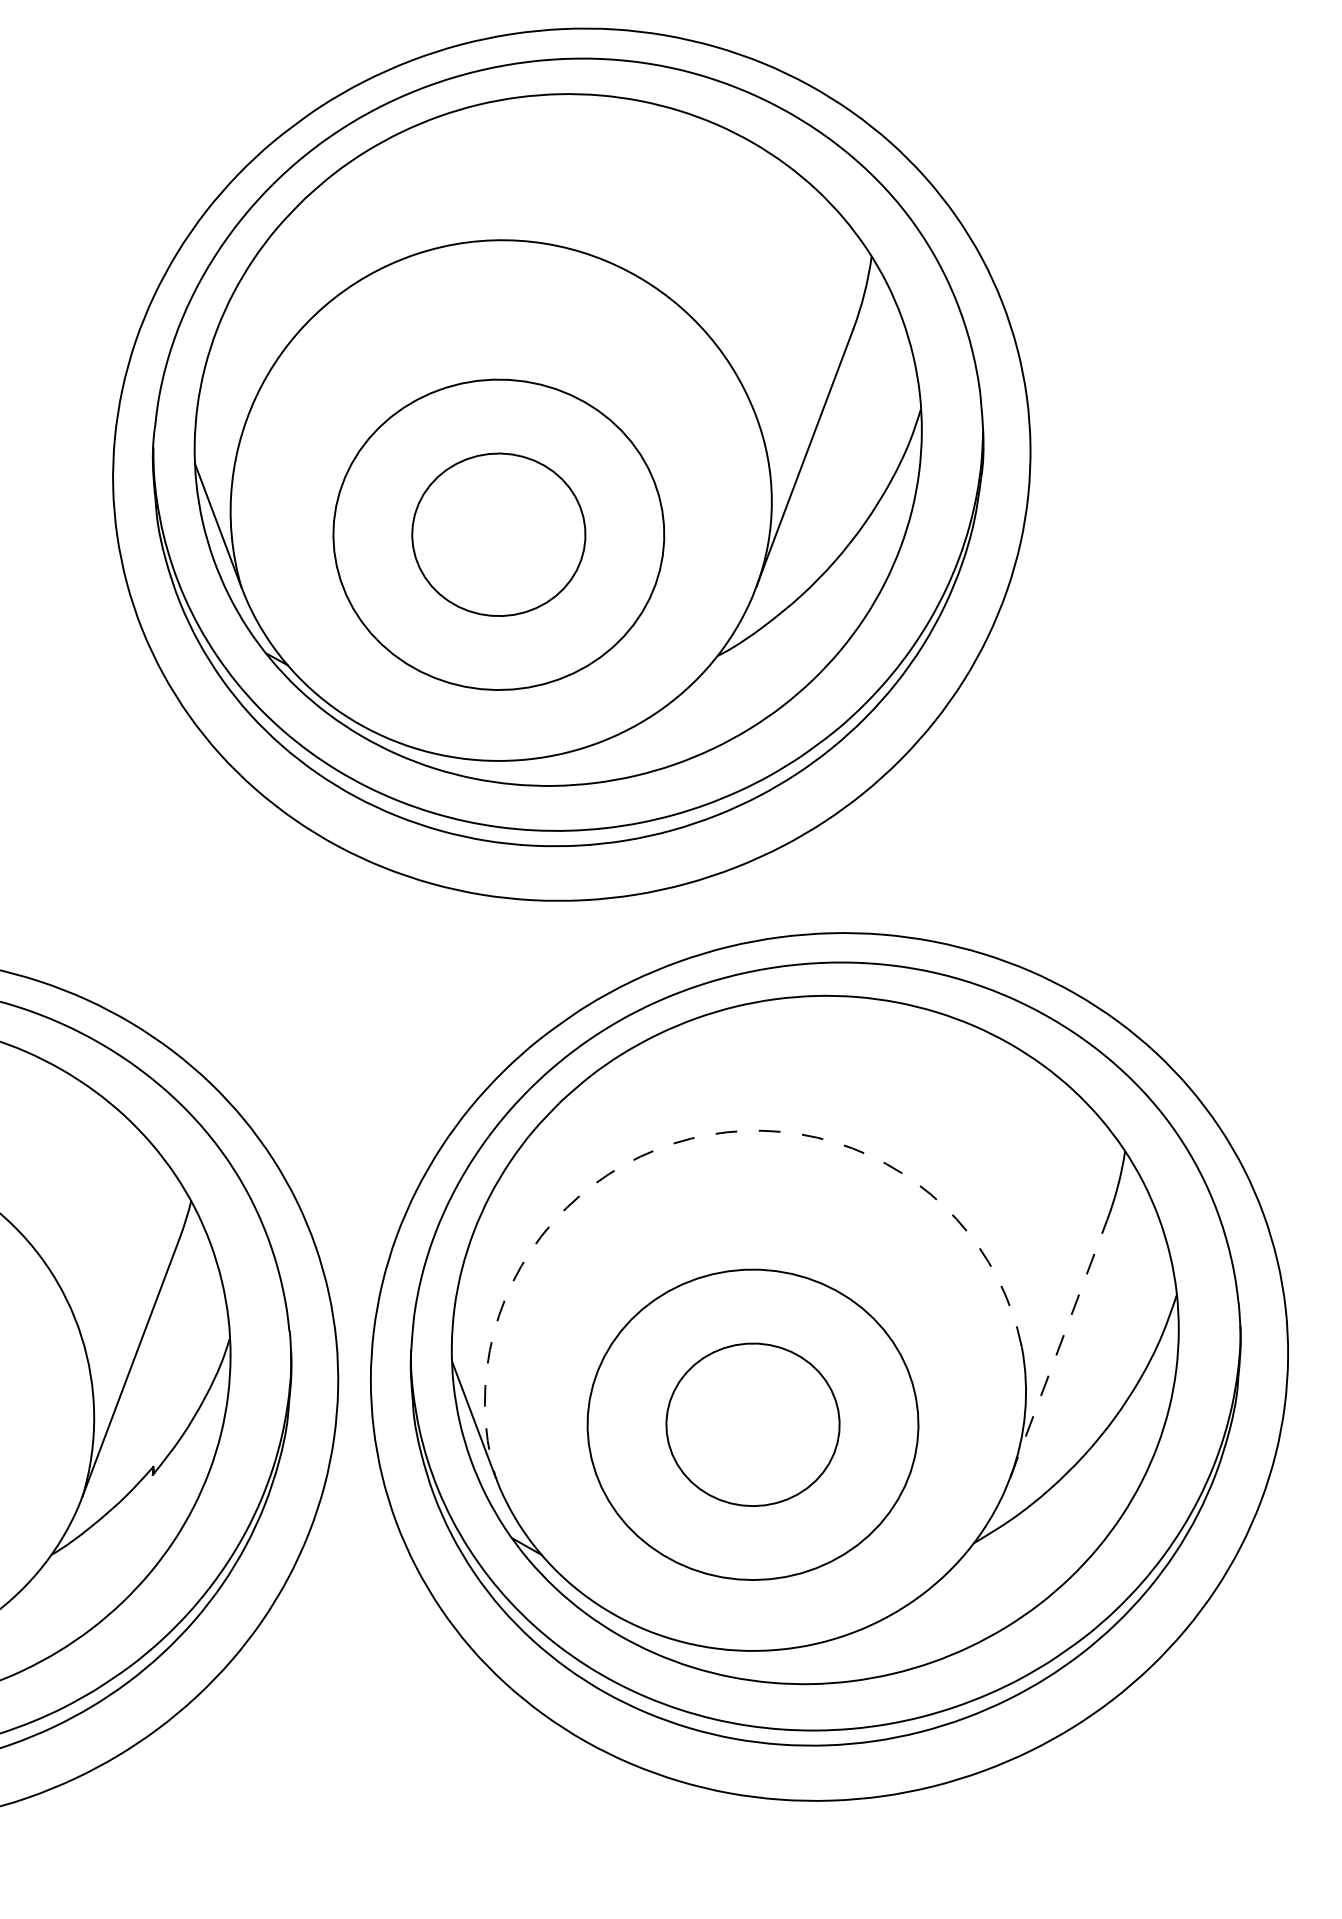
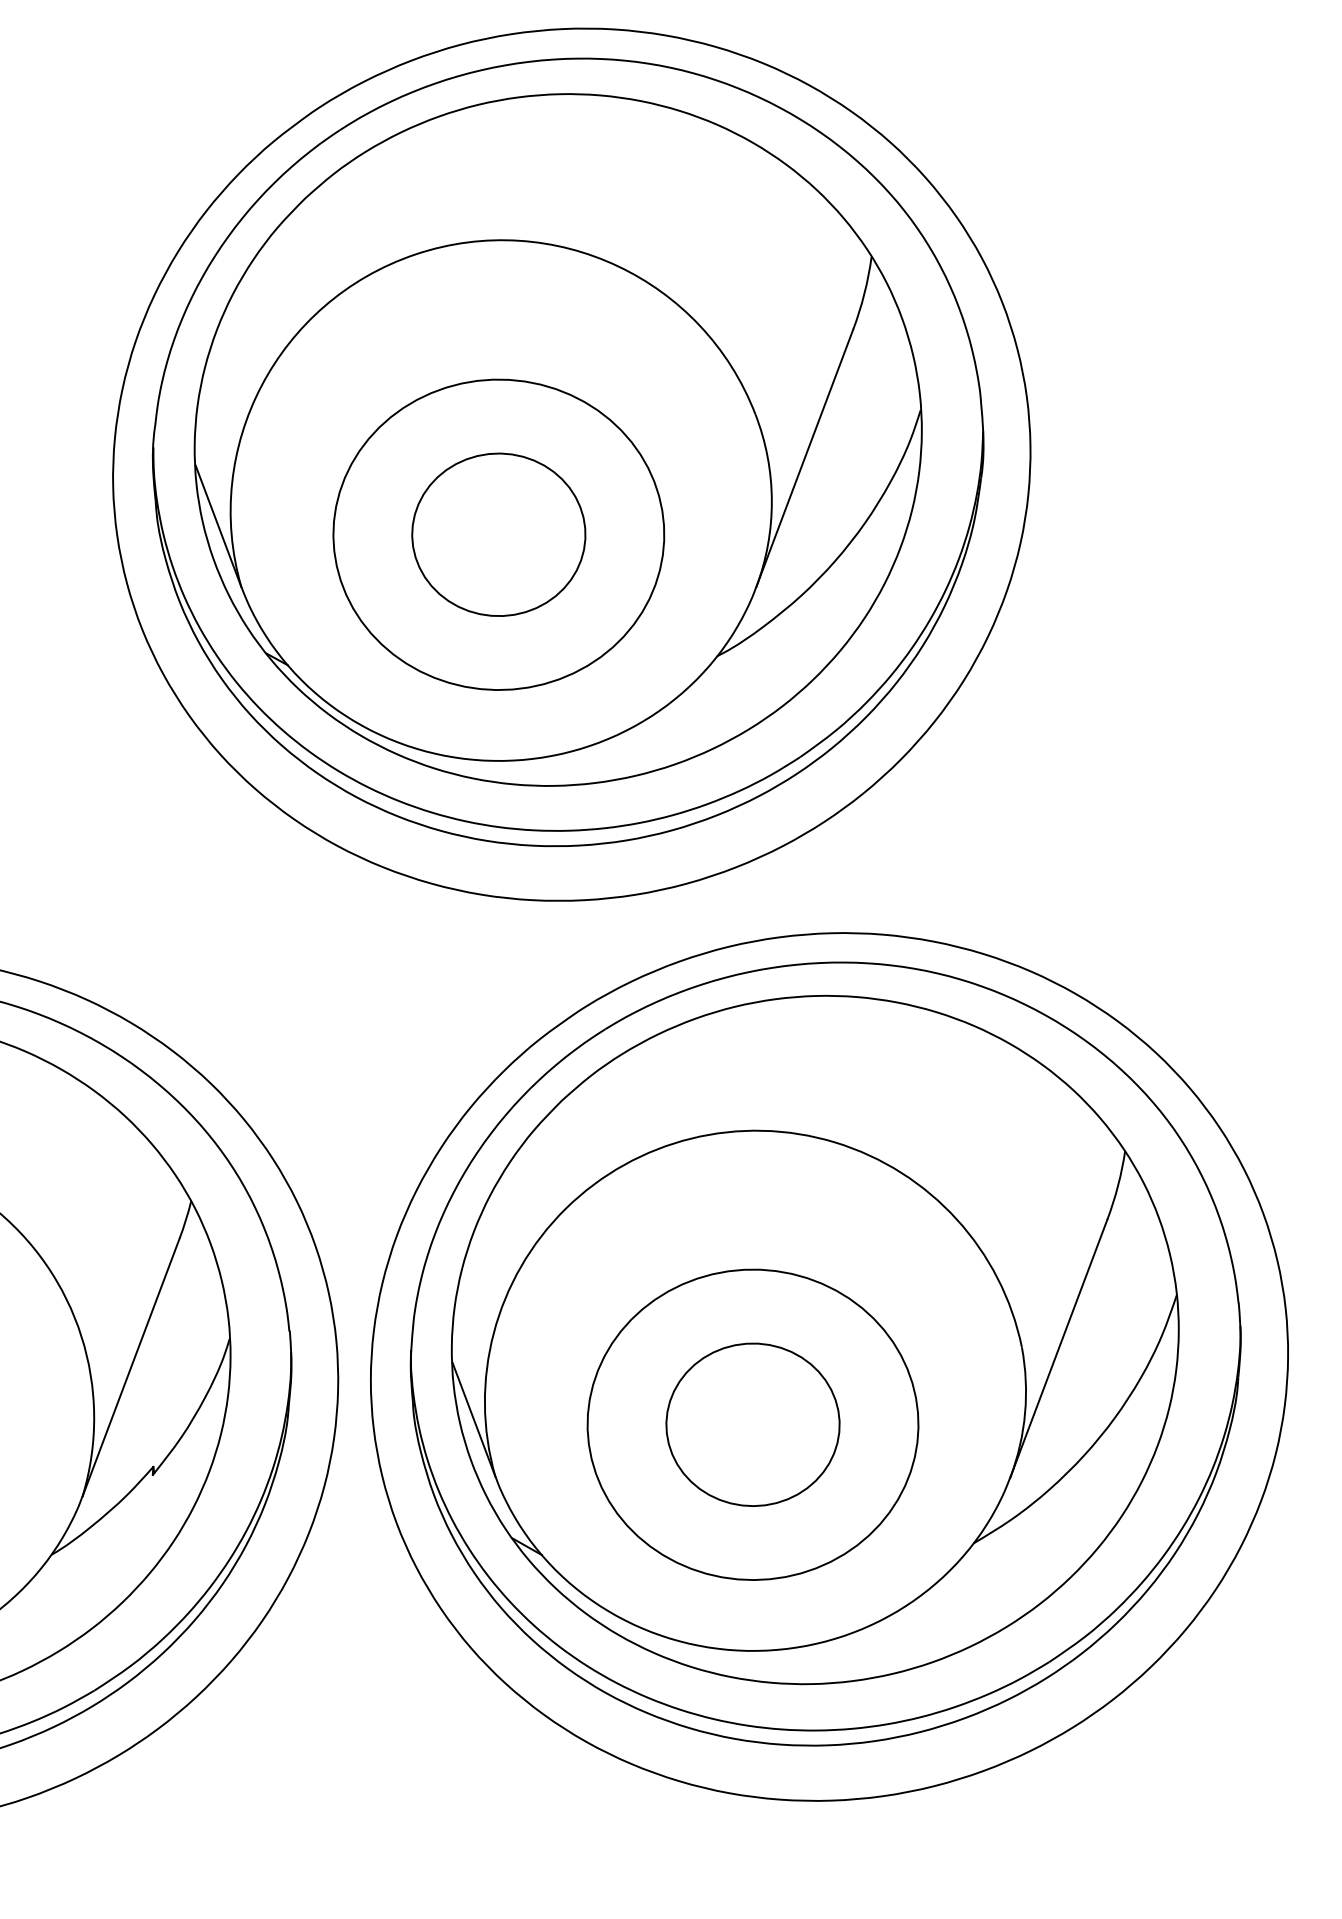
arc: dashed -> solid (691, 1138)
line: dashed -> solid (1058, 1348)
